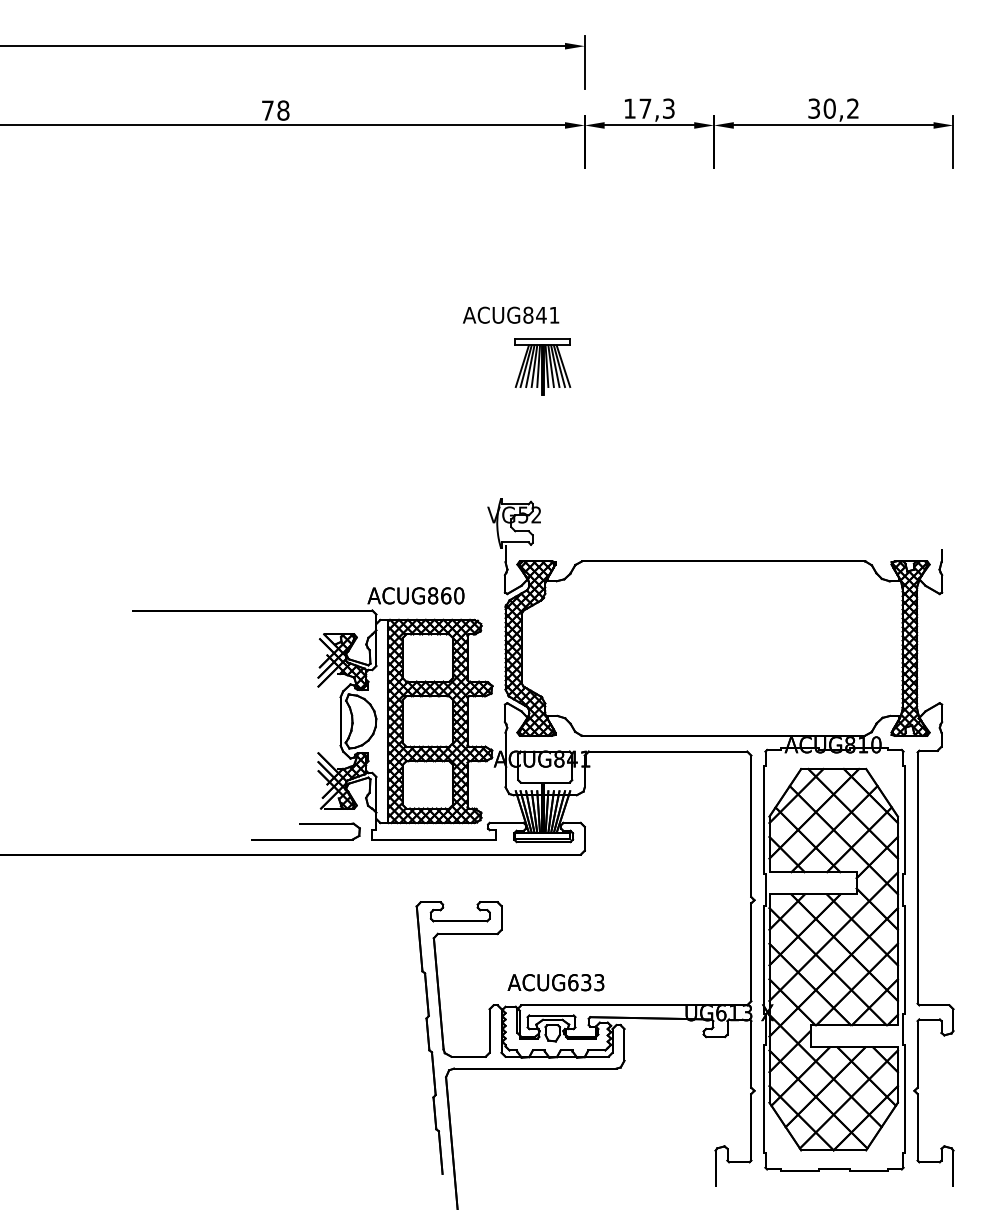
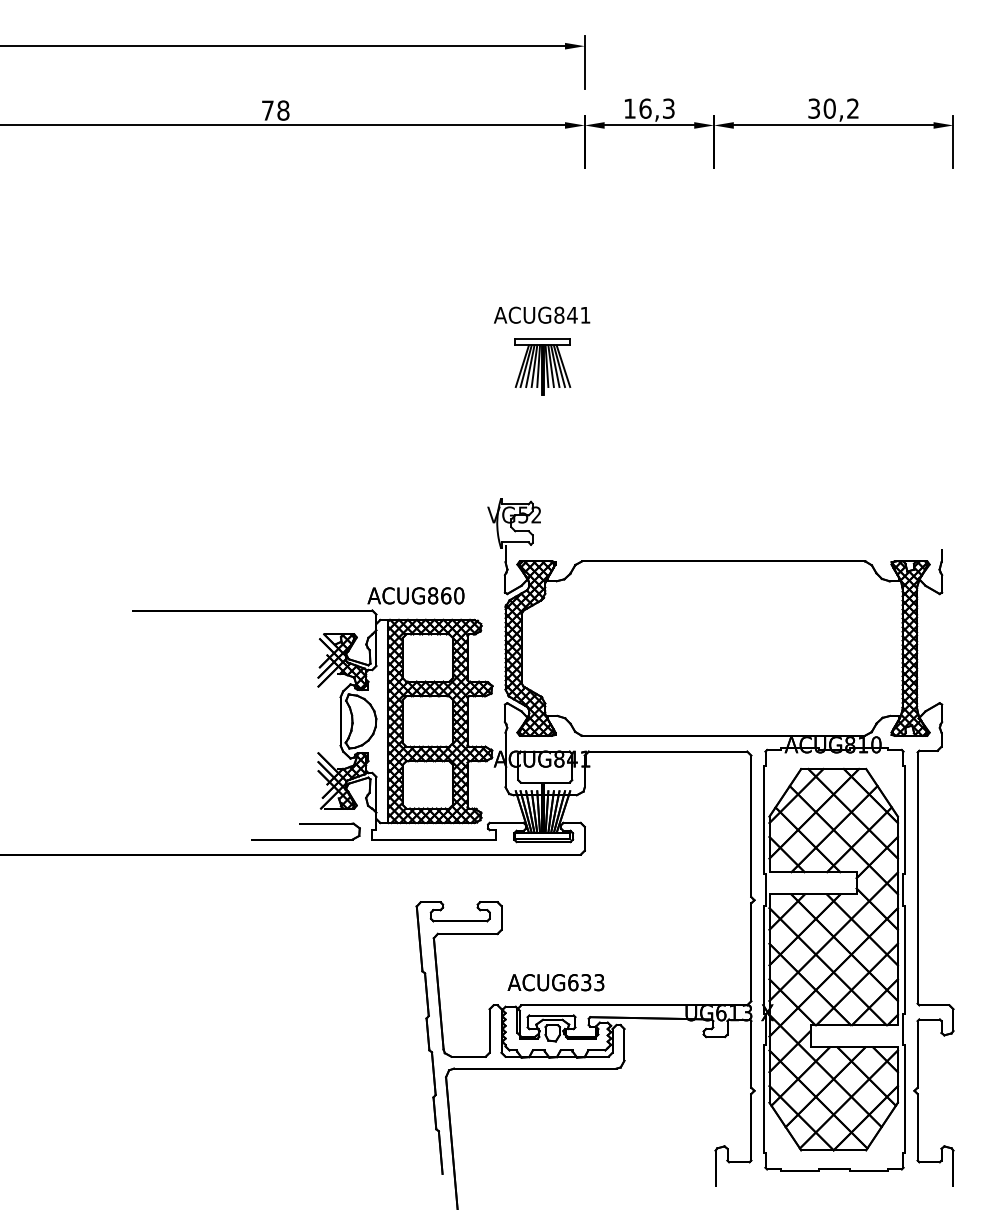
text: 17,3 -> 16,3 (645, 108)
text position: (511, 314) -> (542, 314) (542, 314)
